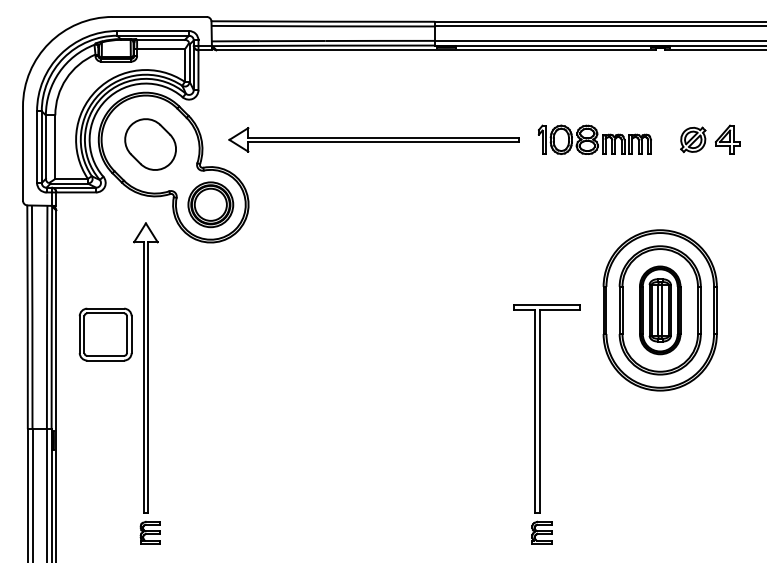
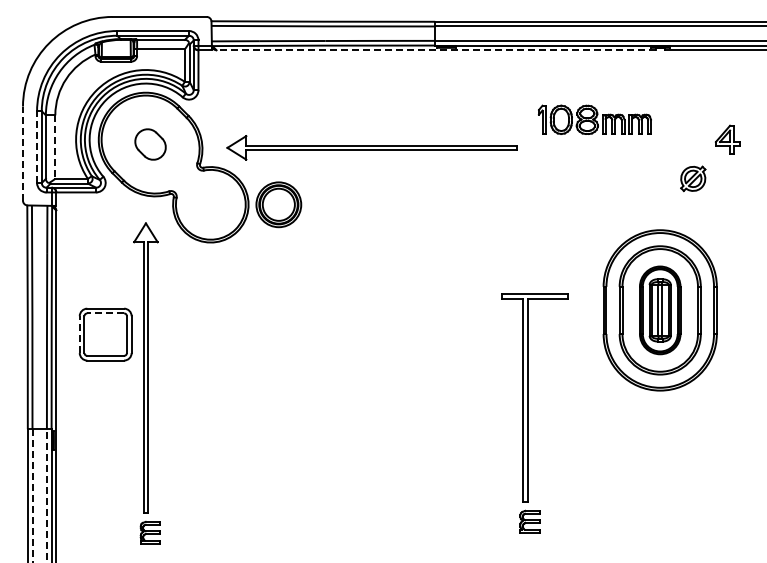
line: solid -> dashed (435, 50)
part position: (373, 139) -> (371, 147) (371, 147)
part position: (594, 139) -> (594, 119) (594, 119)
part position: (693, 139) -> (693, 178) (693, 178)
part size: 53x53 px -> 33x33 px (150, 144)
line: solid -> dashed (37, 147)
line: solid -> dashed (55, 147)
line: solid -> dashed (23, 153)
part position: (210, 204) -> (278, 204) (278, 204)
line: solid -> dashed (105, 313)
line: solid -> dashed (79, 334)
part position: (546, 424) -> (534, 413) (534, 413)
line: solid -> dashed (32, 496)
line: solid -> dashed (46, 496)
